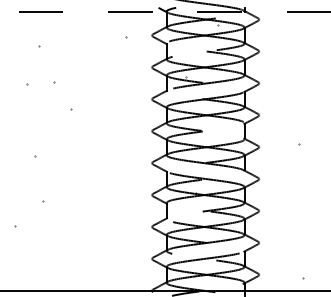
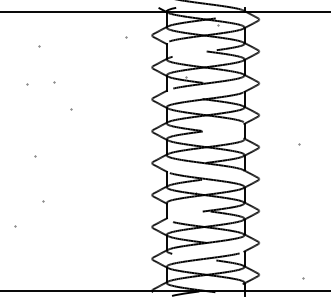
line: dashed -> solid (165, 12)
